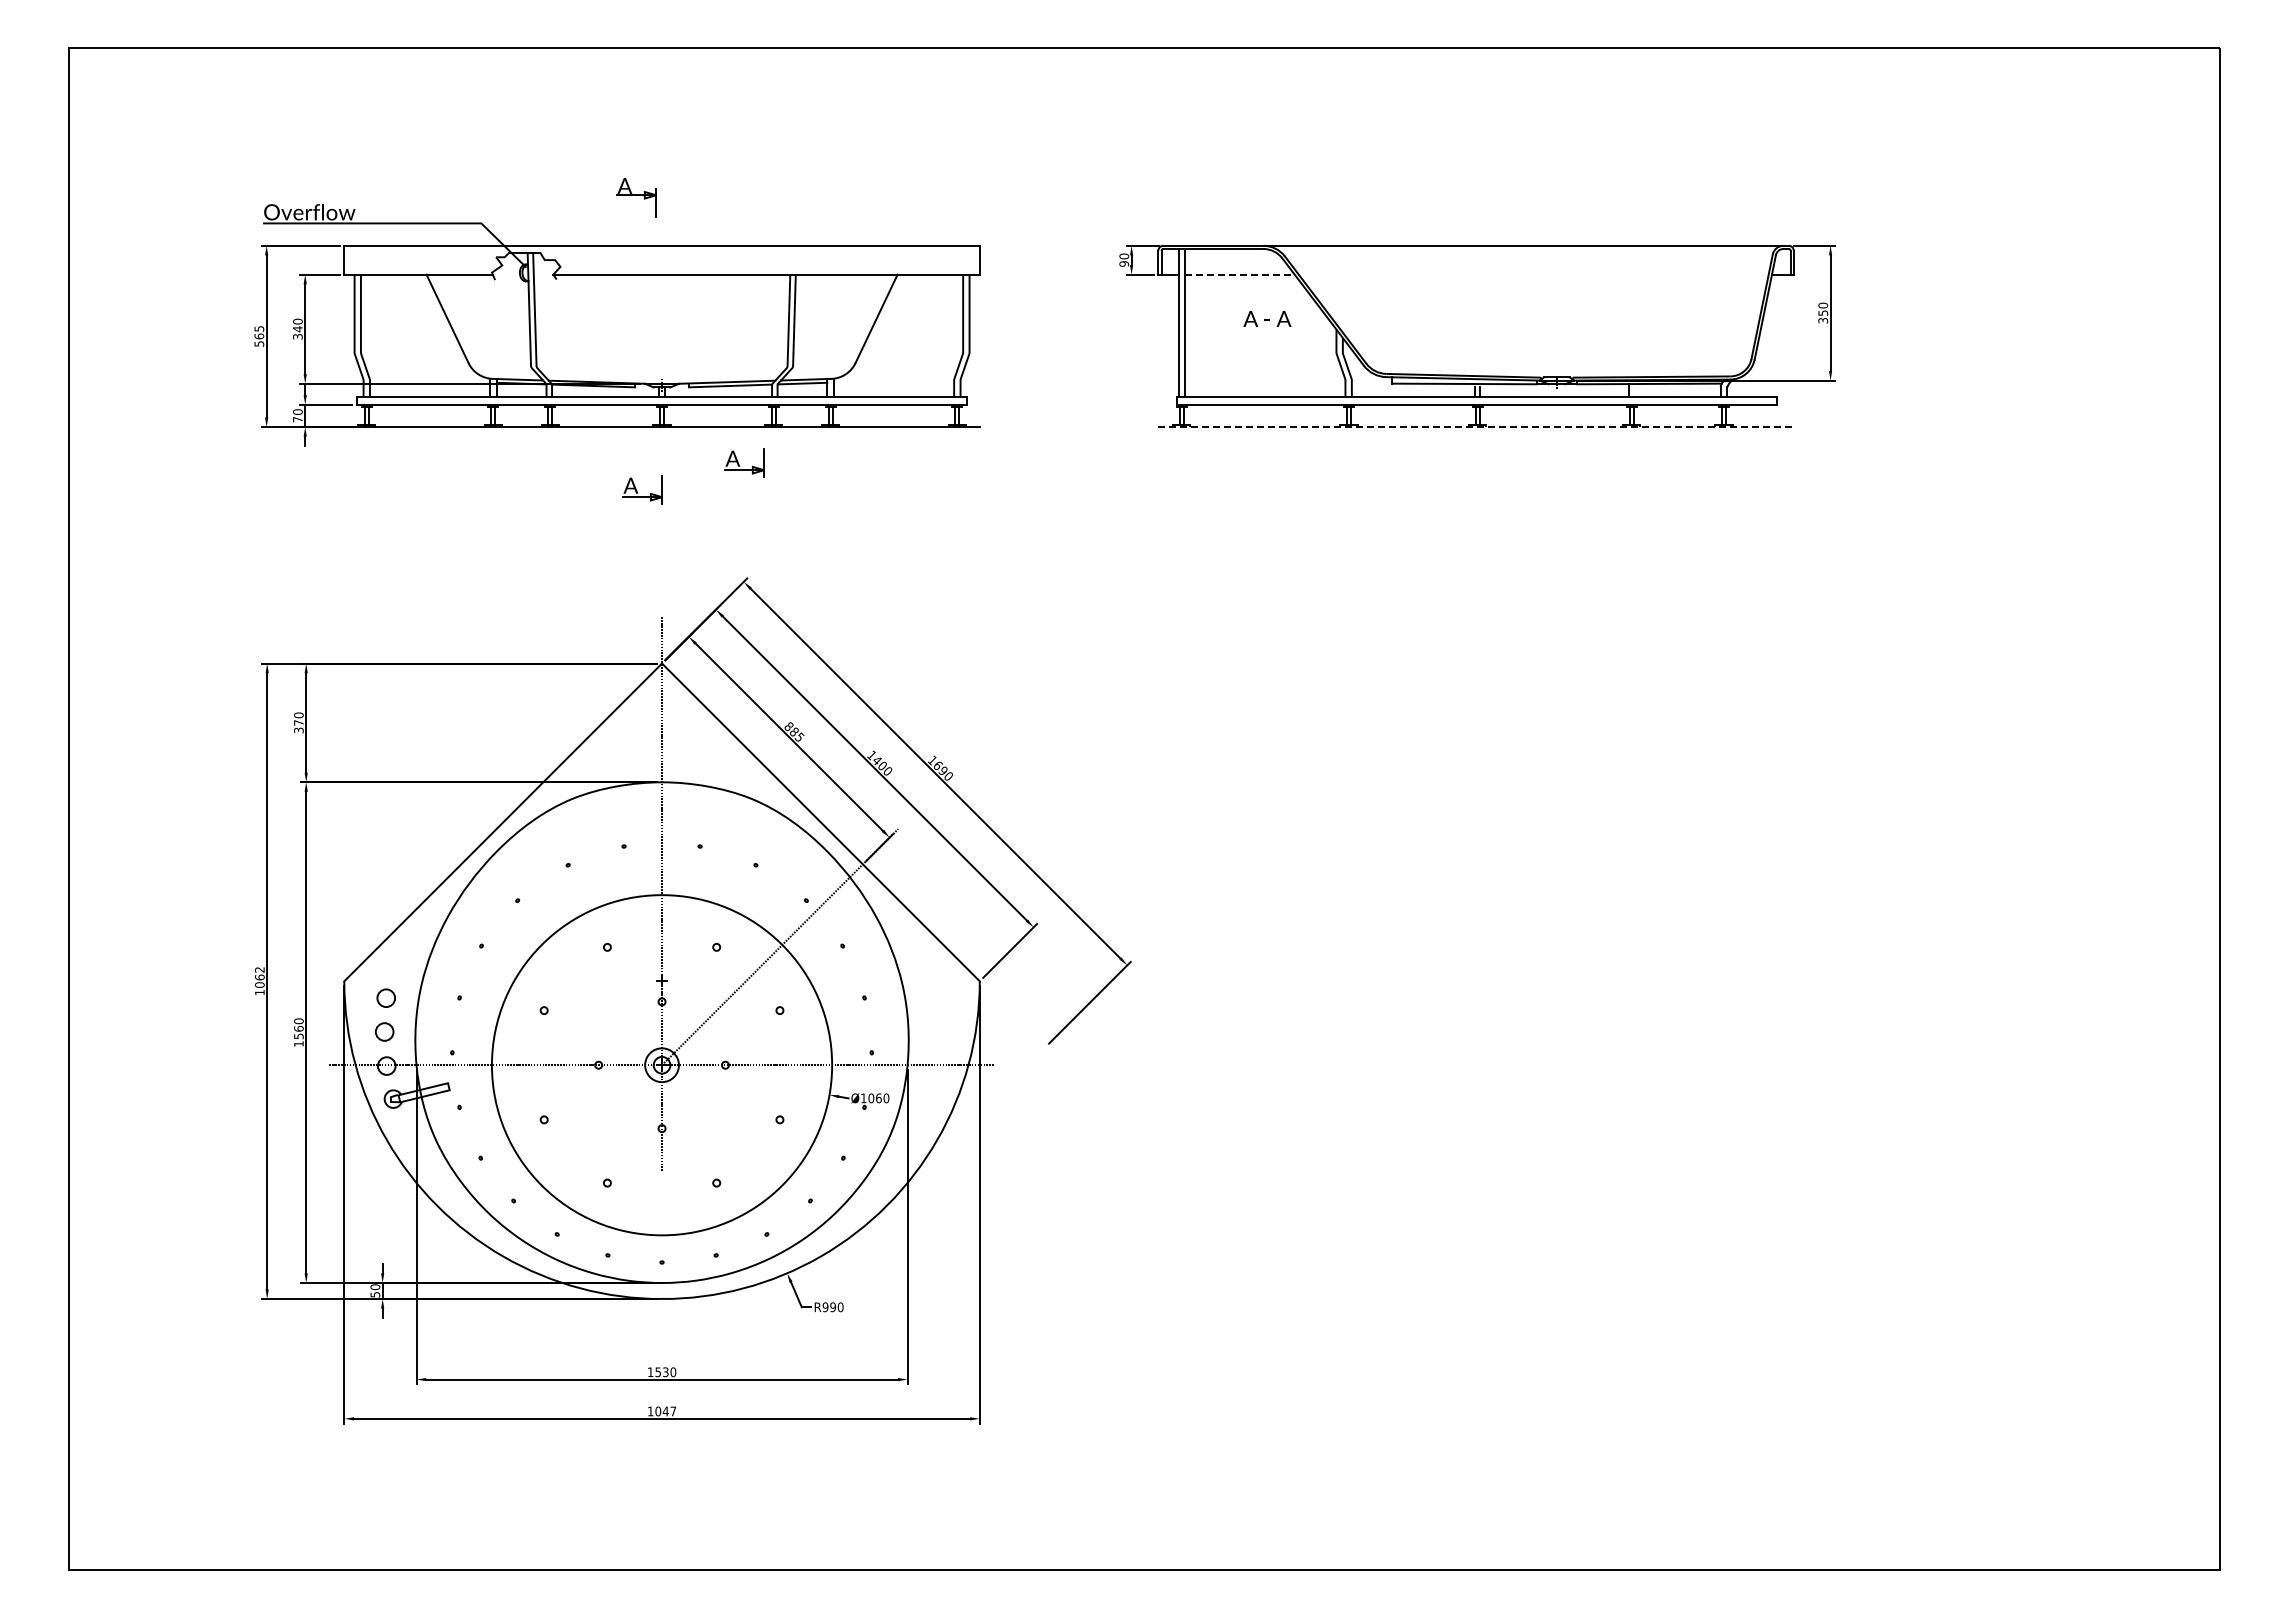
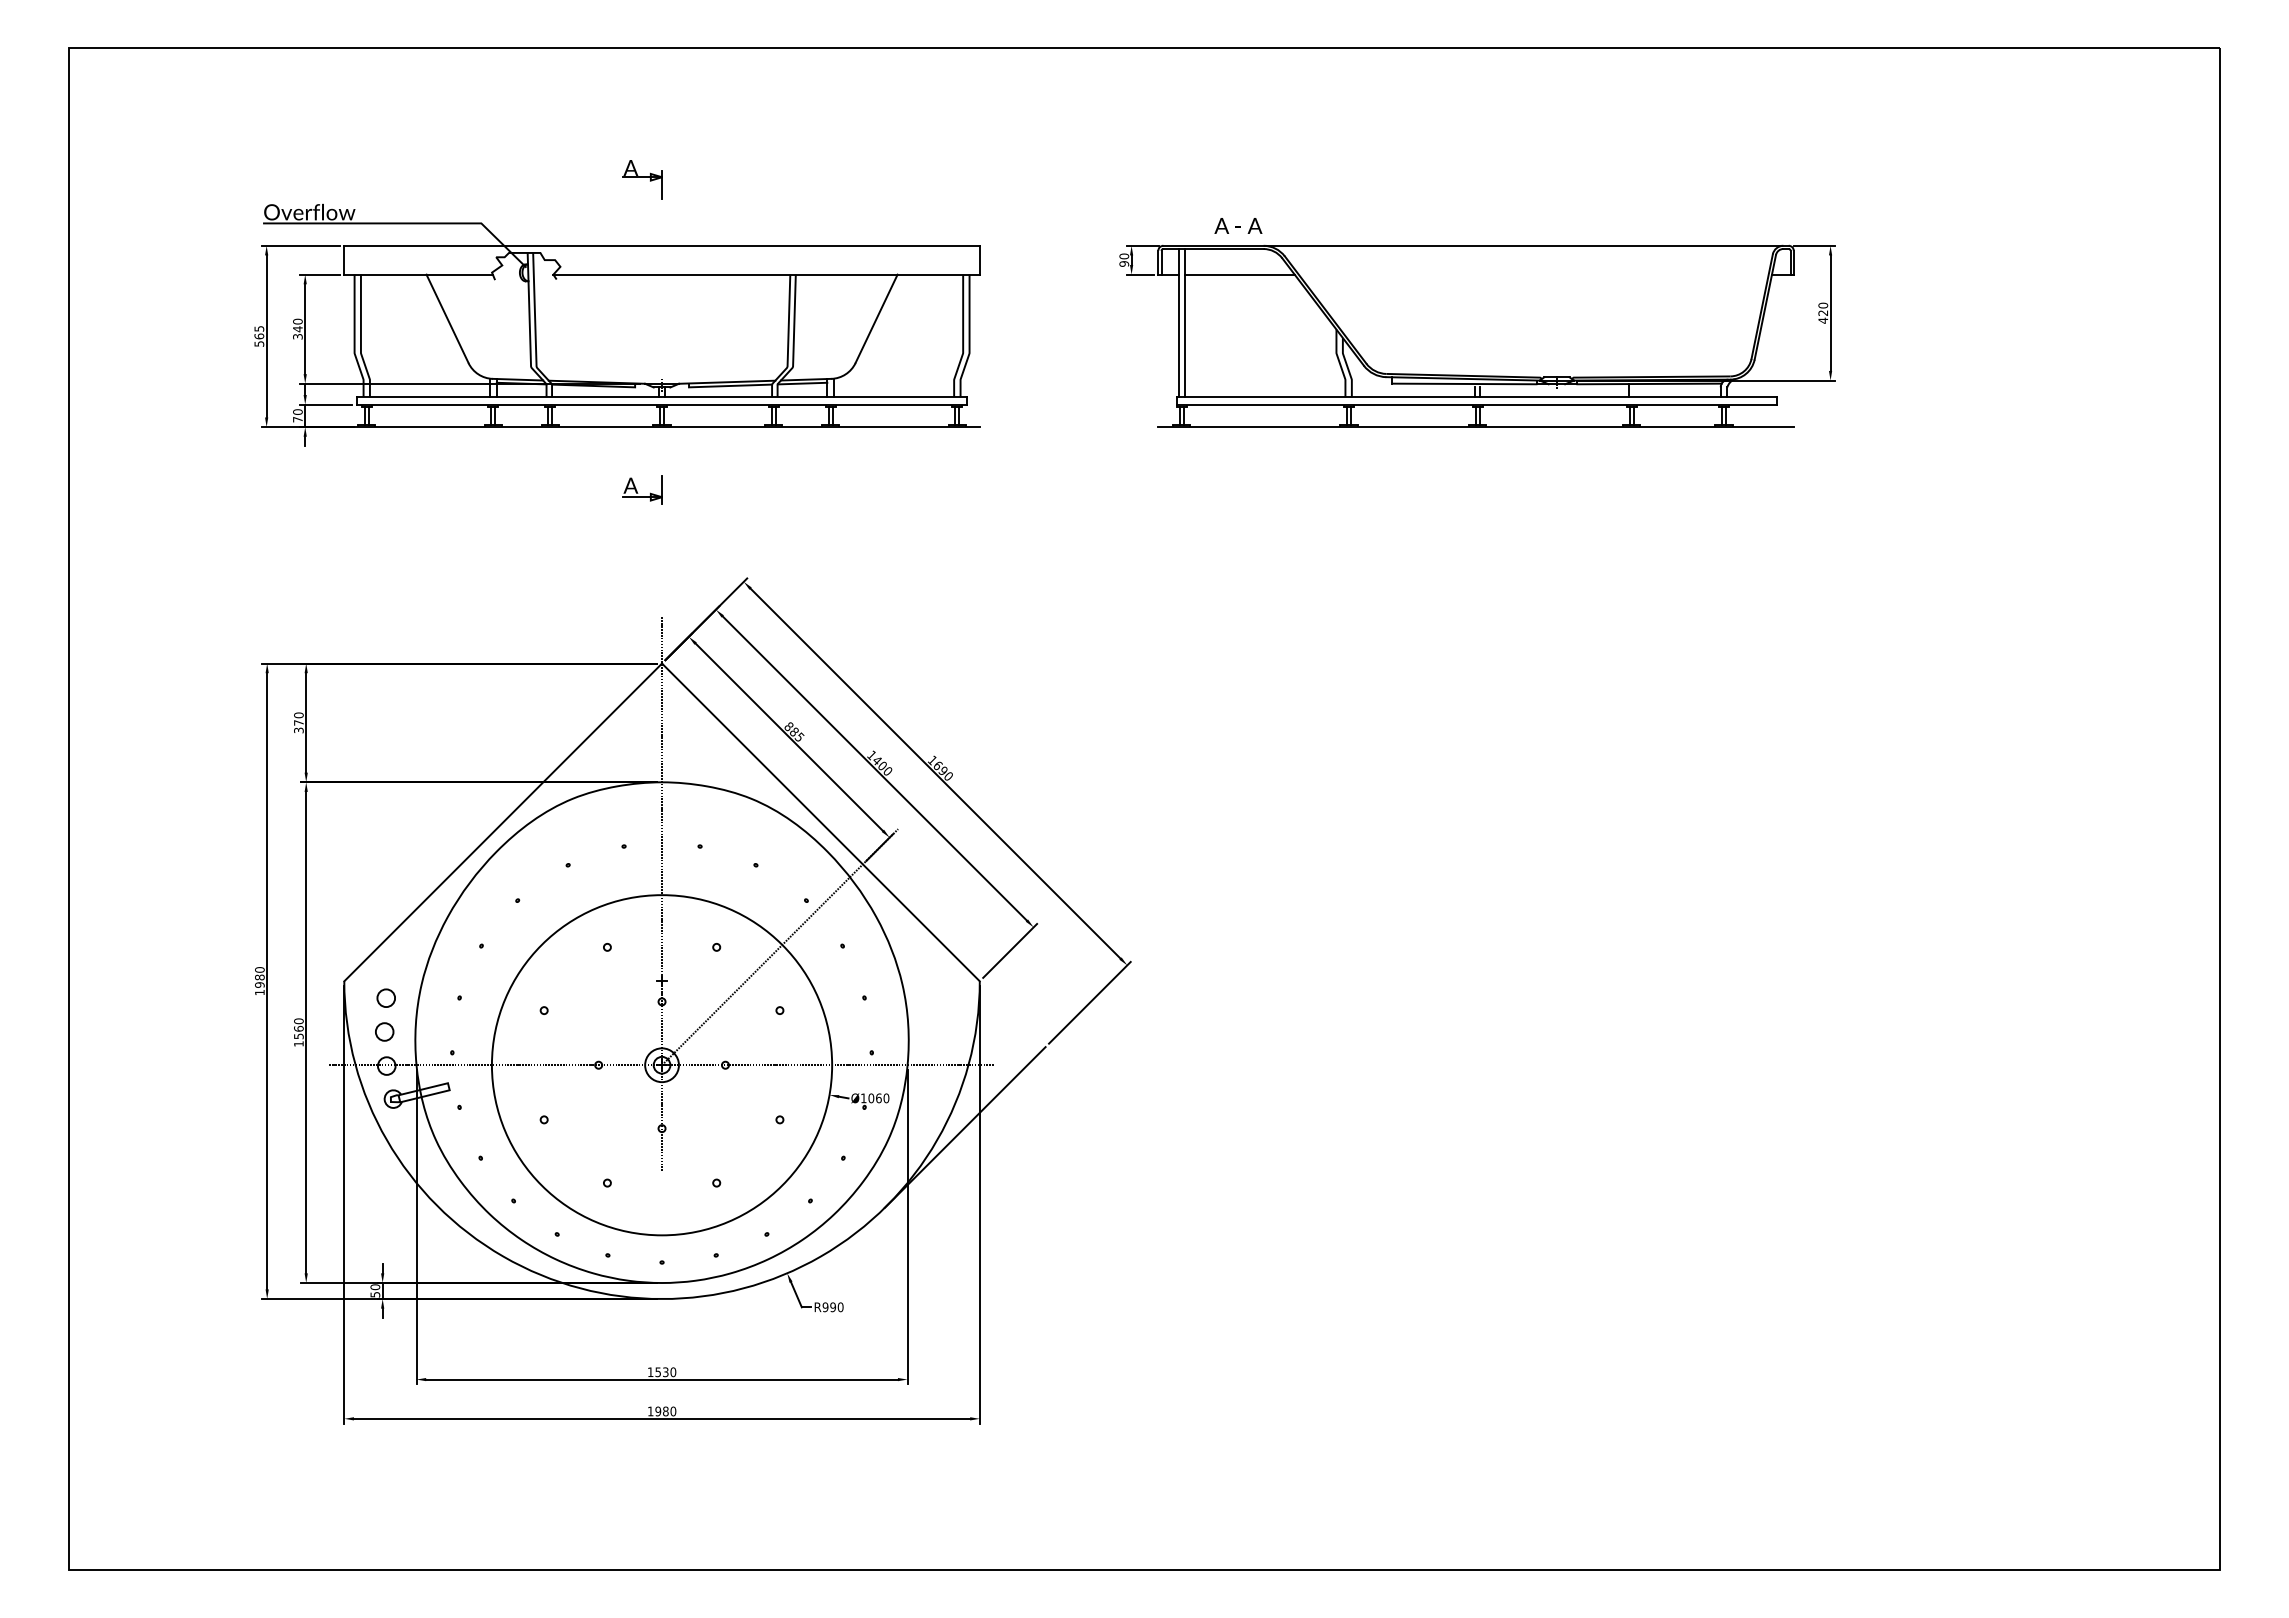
part position: (636, 197) -> (642, 179) (642, 179)
line: dashed -> solid (1240, 274)
text: 350 -> 420 (1823, 316)
text position: (1267, 318) -> (1238, 225) (1238, 225)
line: dashed -> solid (1476, 427)
part: present -> none (744, 462)
text: 1062 -> 1980 (259, 977)
line: none -> present (964, 1127)
text: 1047 -> 1980 (665, 1411)
